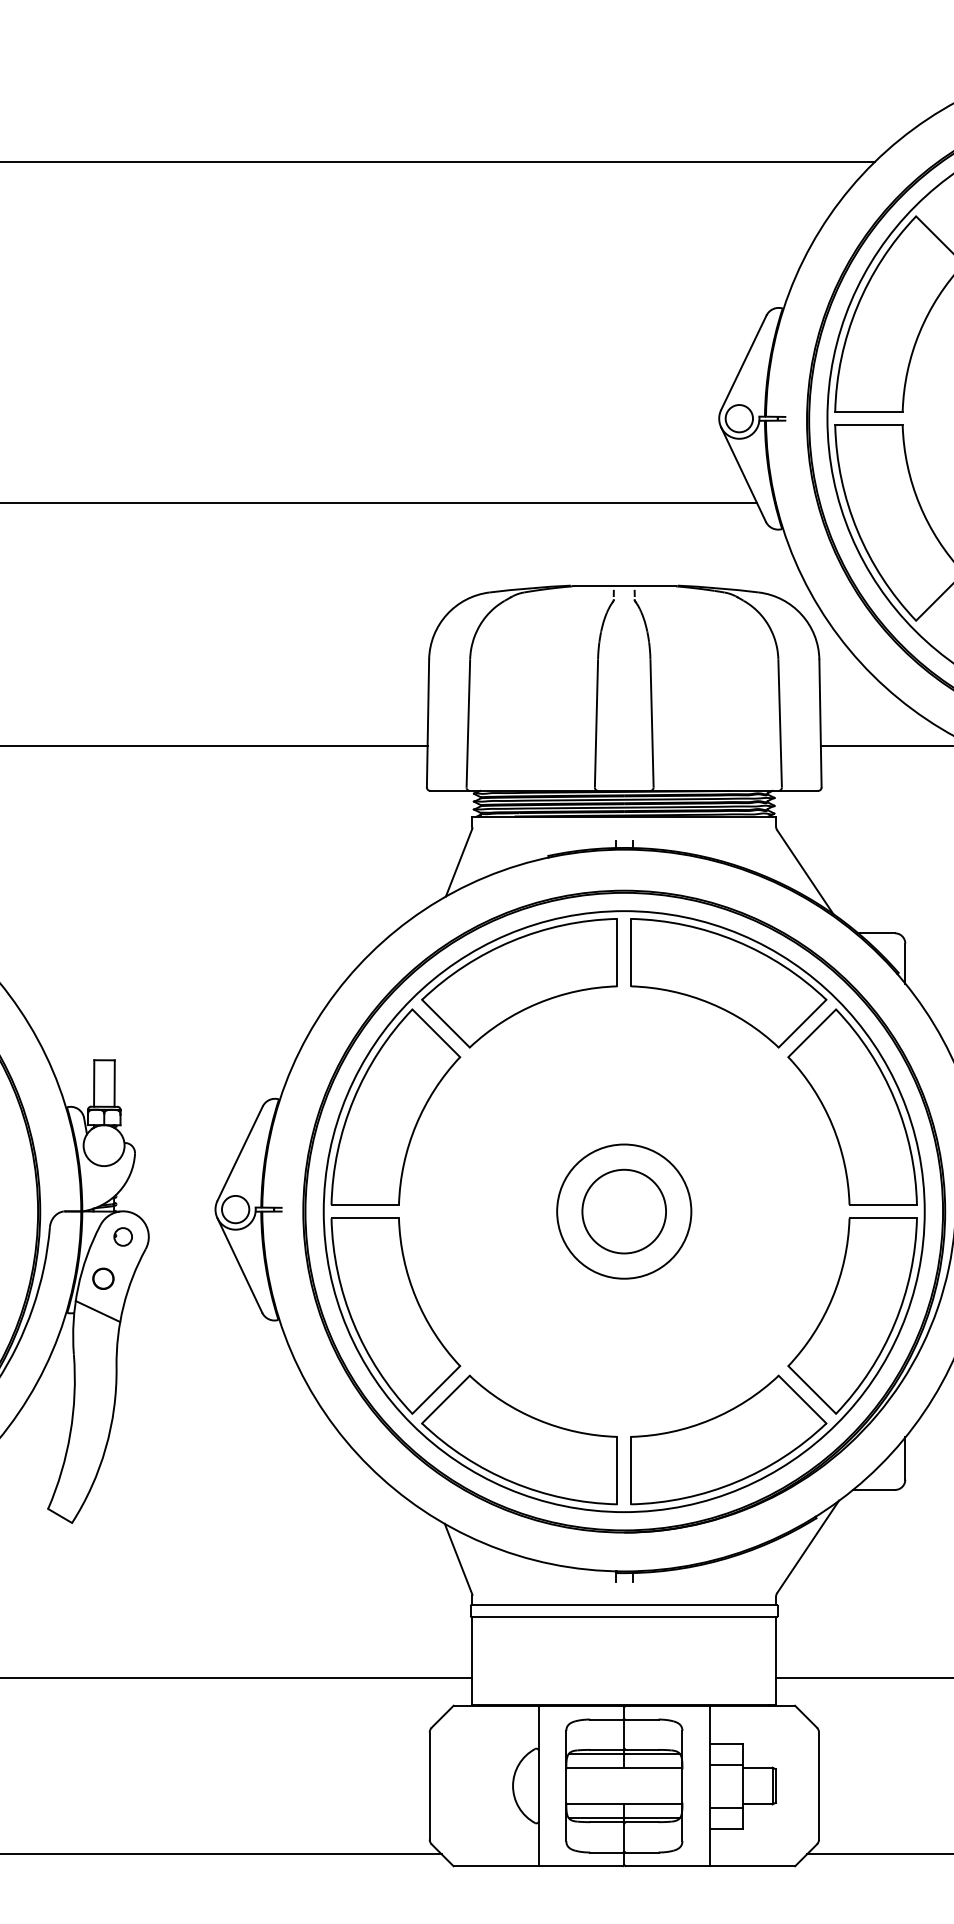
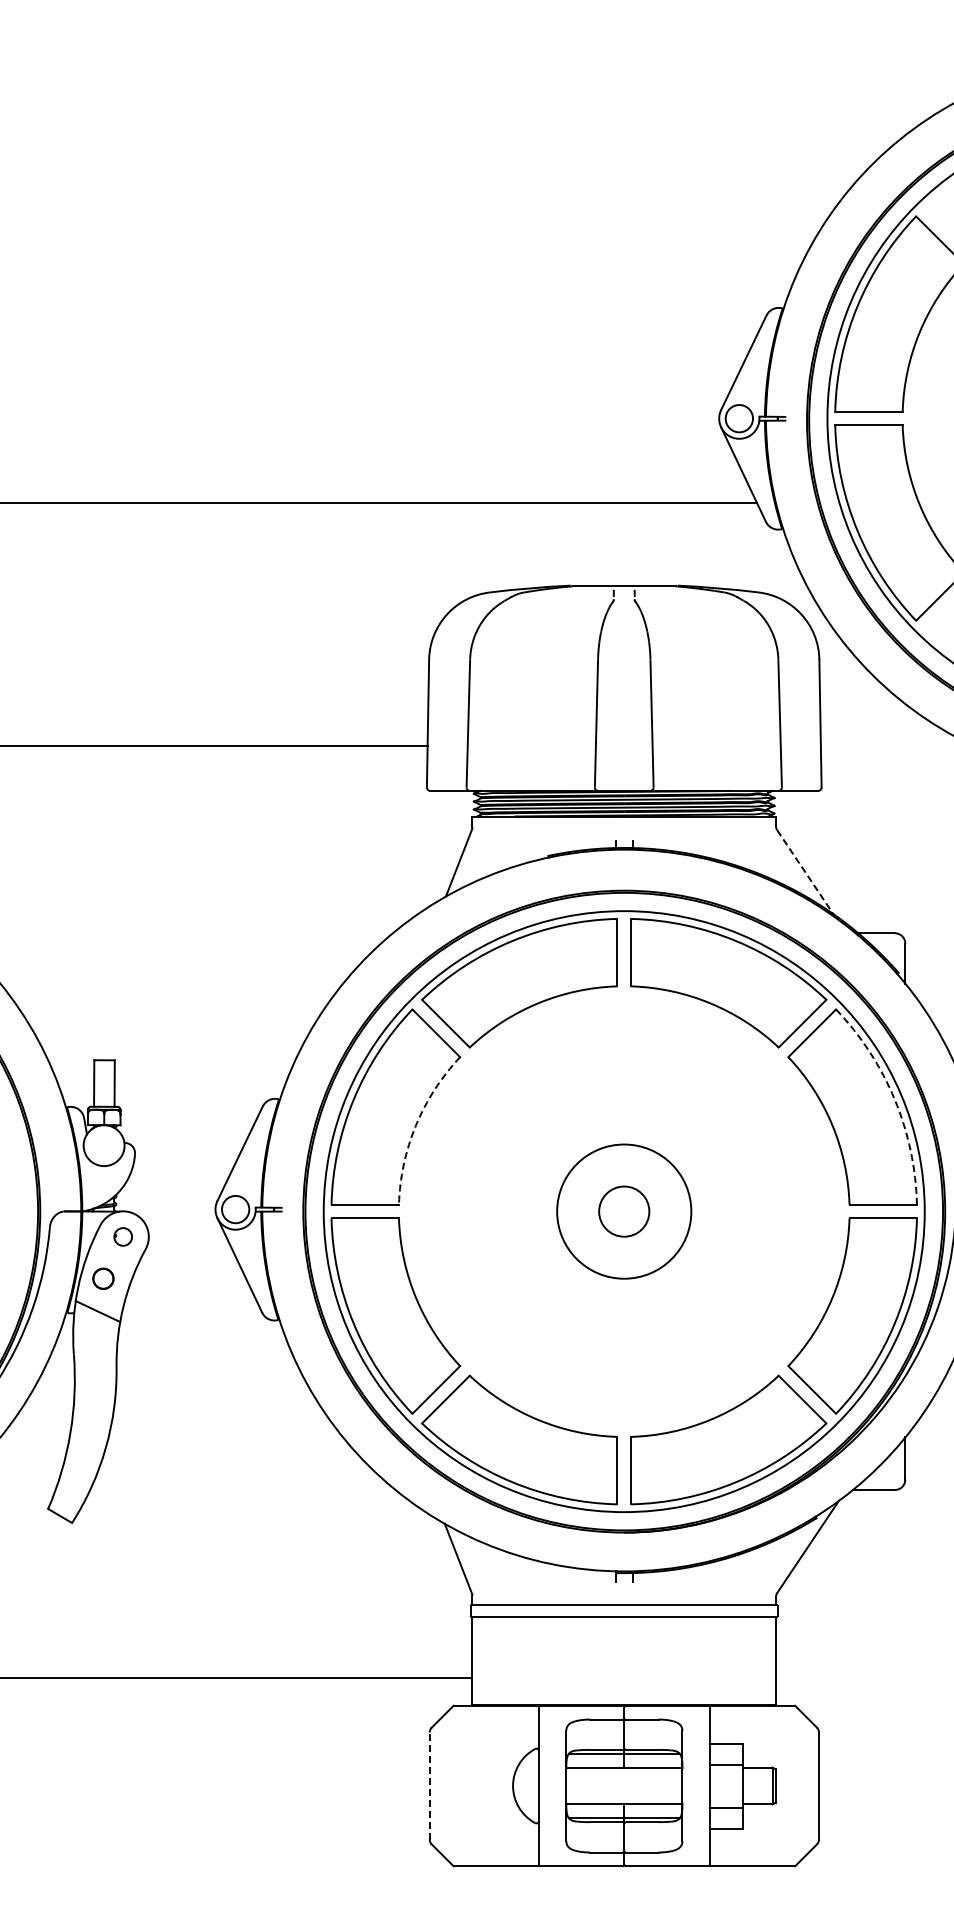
line: present -> none (438, 161)
line: present -> none (885, 745)
line: solid -> dashed (805, 872)
arc: solid -> dashed (894, 1099)
arc: solid -> dashed (416, 1125)
circle diameter: 84 px -> 50 px (624, 1211)
line: present -> none (863, 1677)
line: solid -> dashed (429, 1786)
line: present -> none (221, 1854)
line: present -> none (878, 1854)
